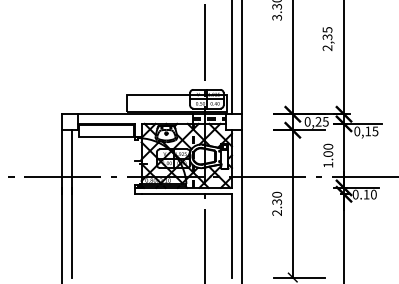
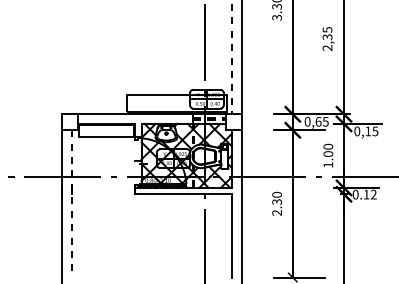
line: solid -> dashed (231, 57)
text: 0,25 -> 0,65 (318, 121)
text: 0.10 -> 0.12 (373, 194)
line: solid -> dashed (71, 203)
